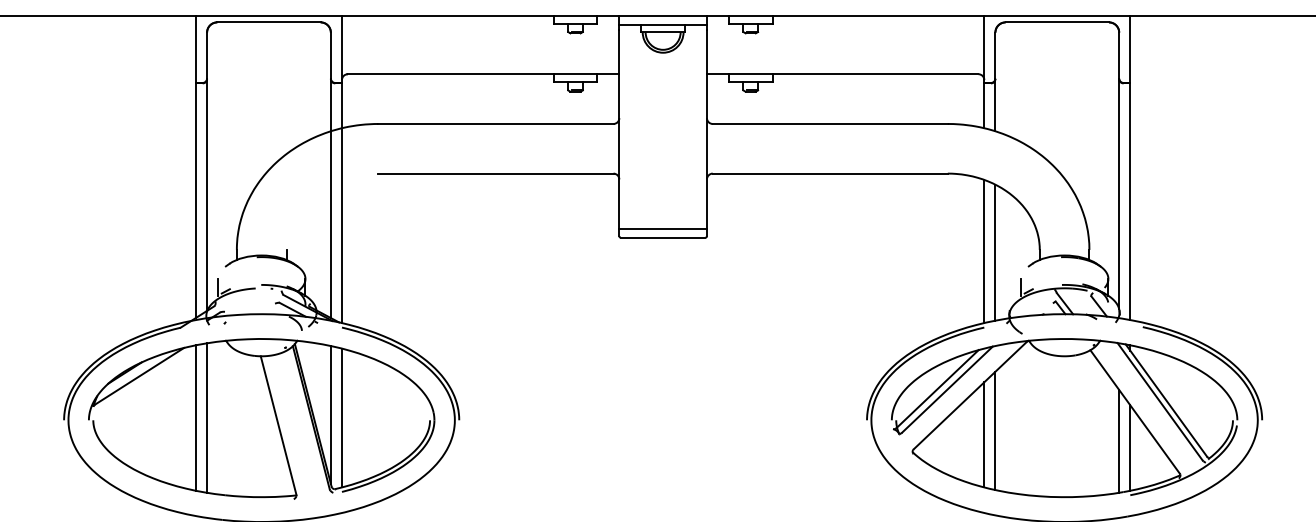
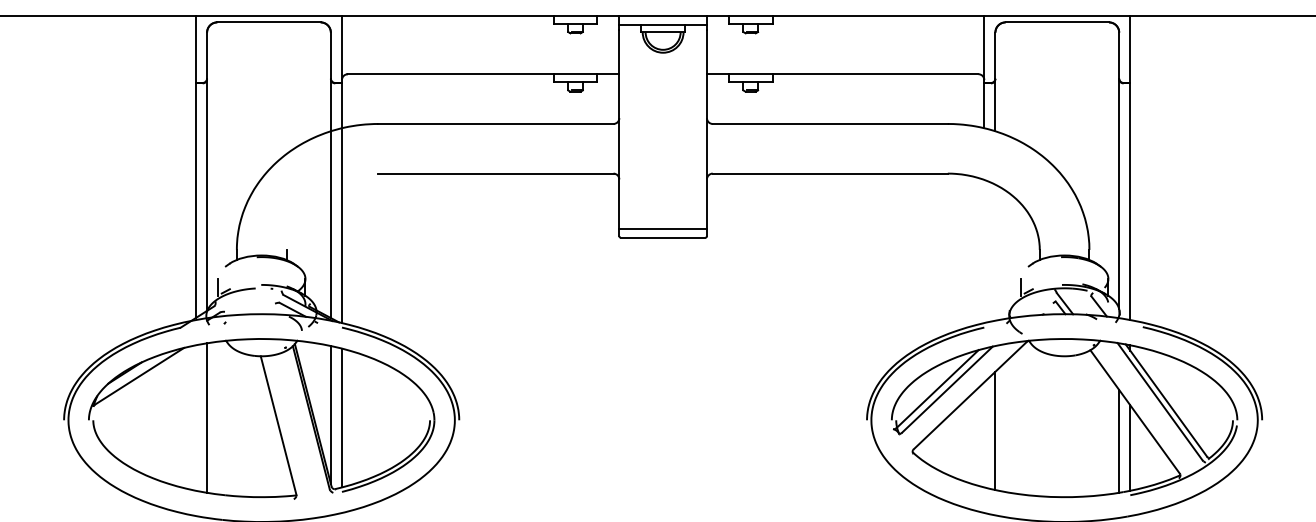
line: present -> none (984, 251)
line: present -> none (995, 252)
line: present -> none (195, 417)
line: present -> none (984, 434)
